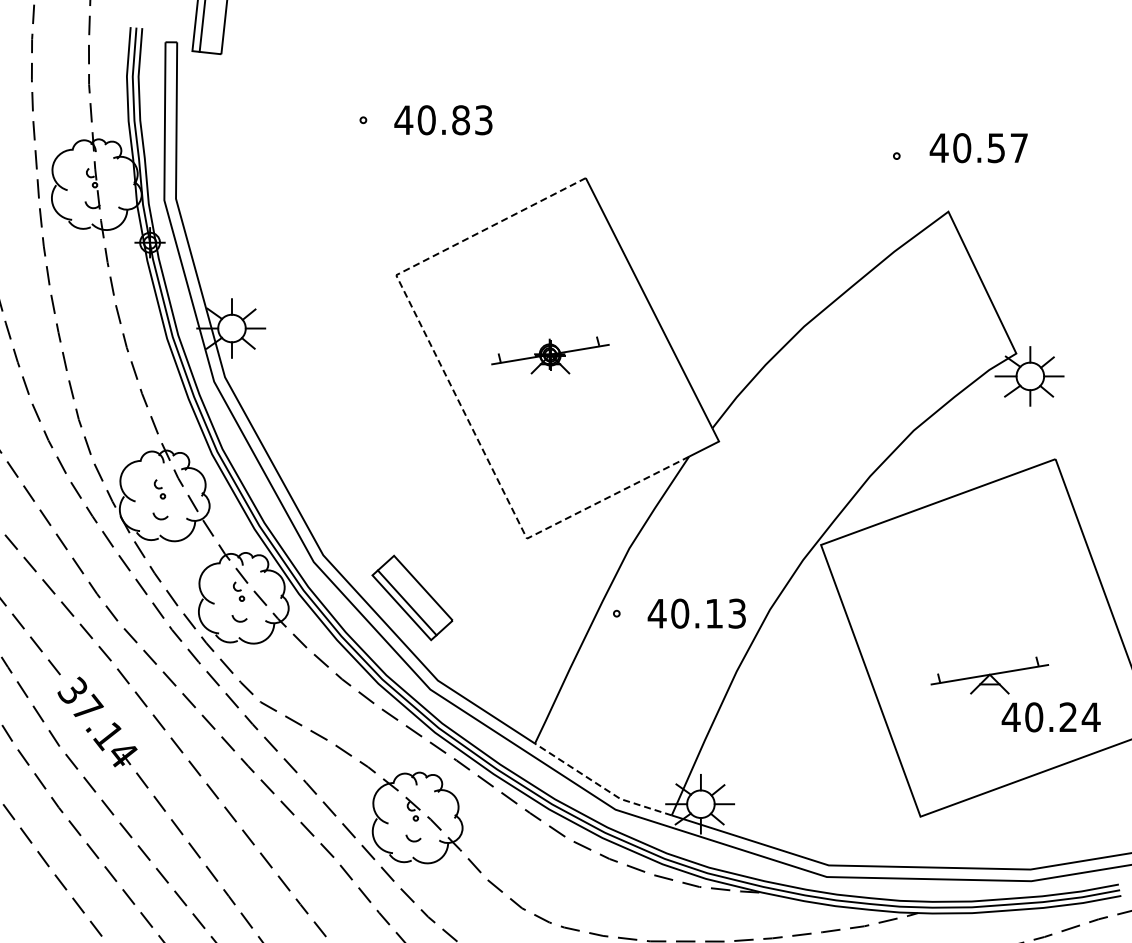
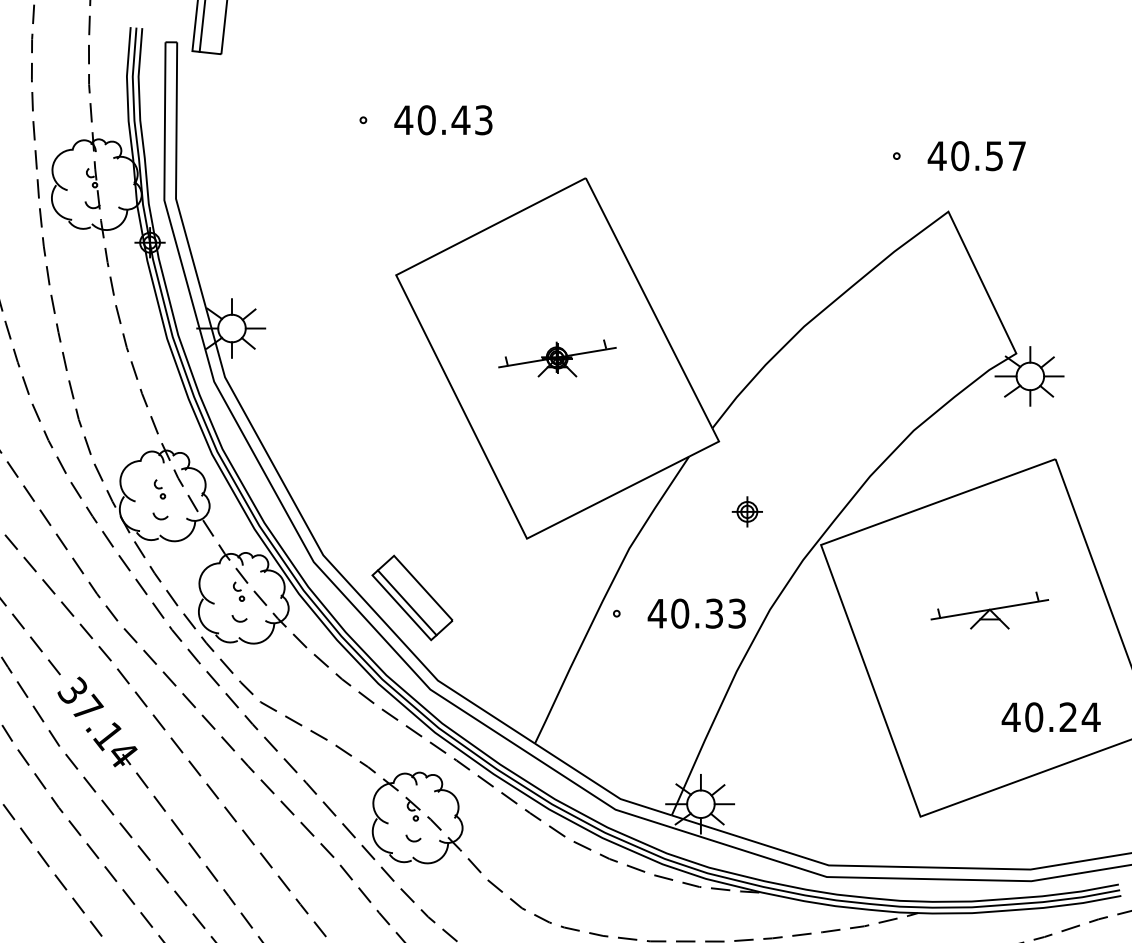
text: 40.83 -> 40.43 (460, 120)
text position: (978, 148) -> (976, 156) (976, 156)
part position: (550, 355) -> (557, 358) (557, 358)
line: dashed -> solid (454, 392)
part: none -> present (746, 511)
text: 40.13 -> 40.33 (713, 613)
part position: (989, 675) -> (989, 610) (989, 610)
line: dashed -> solid (600, 786)
